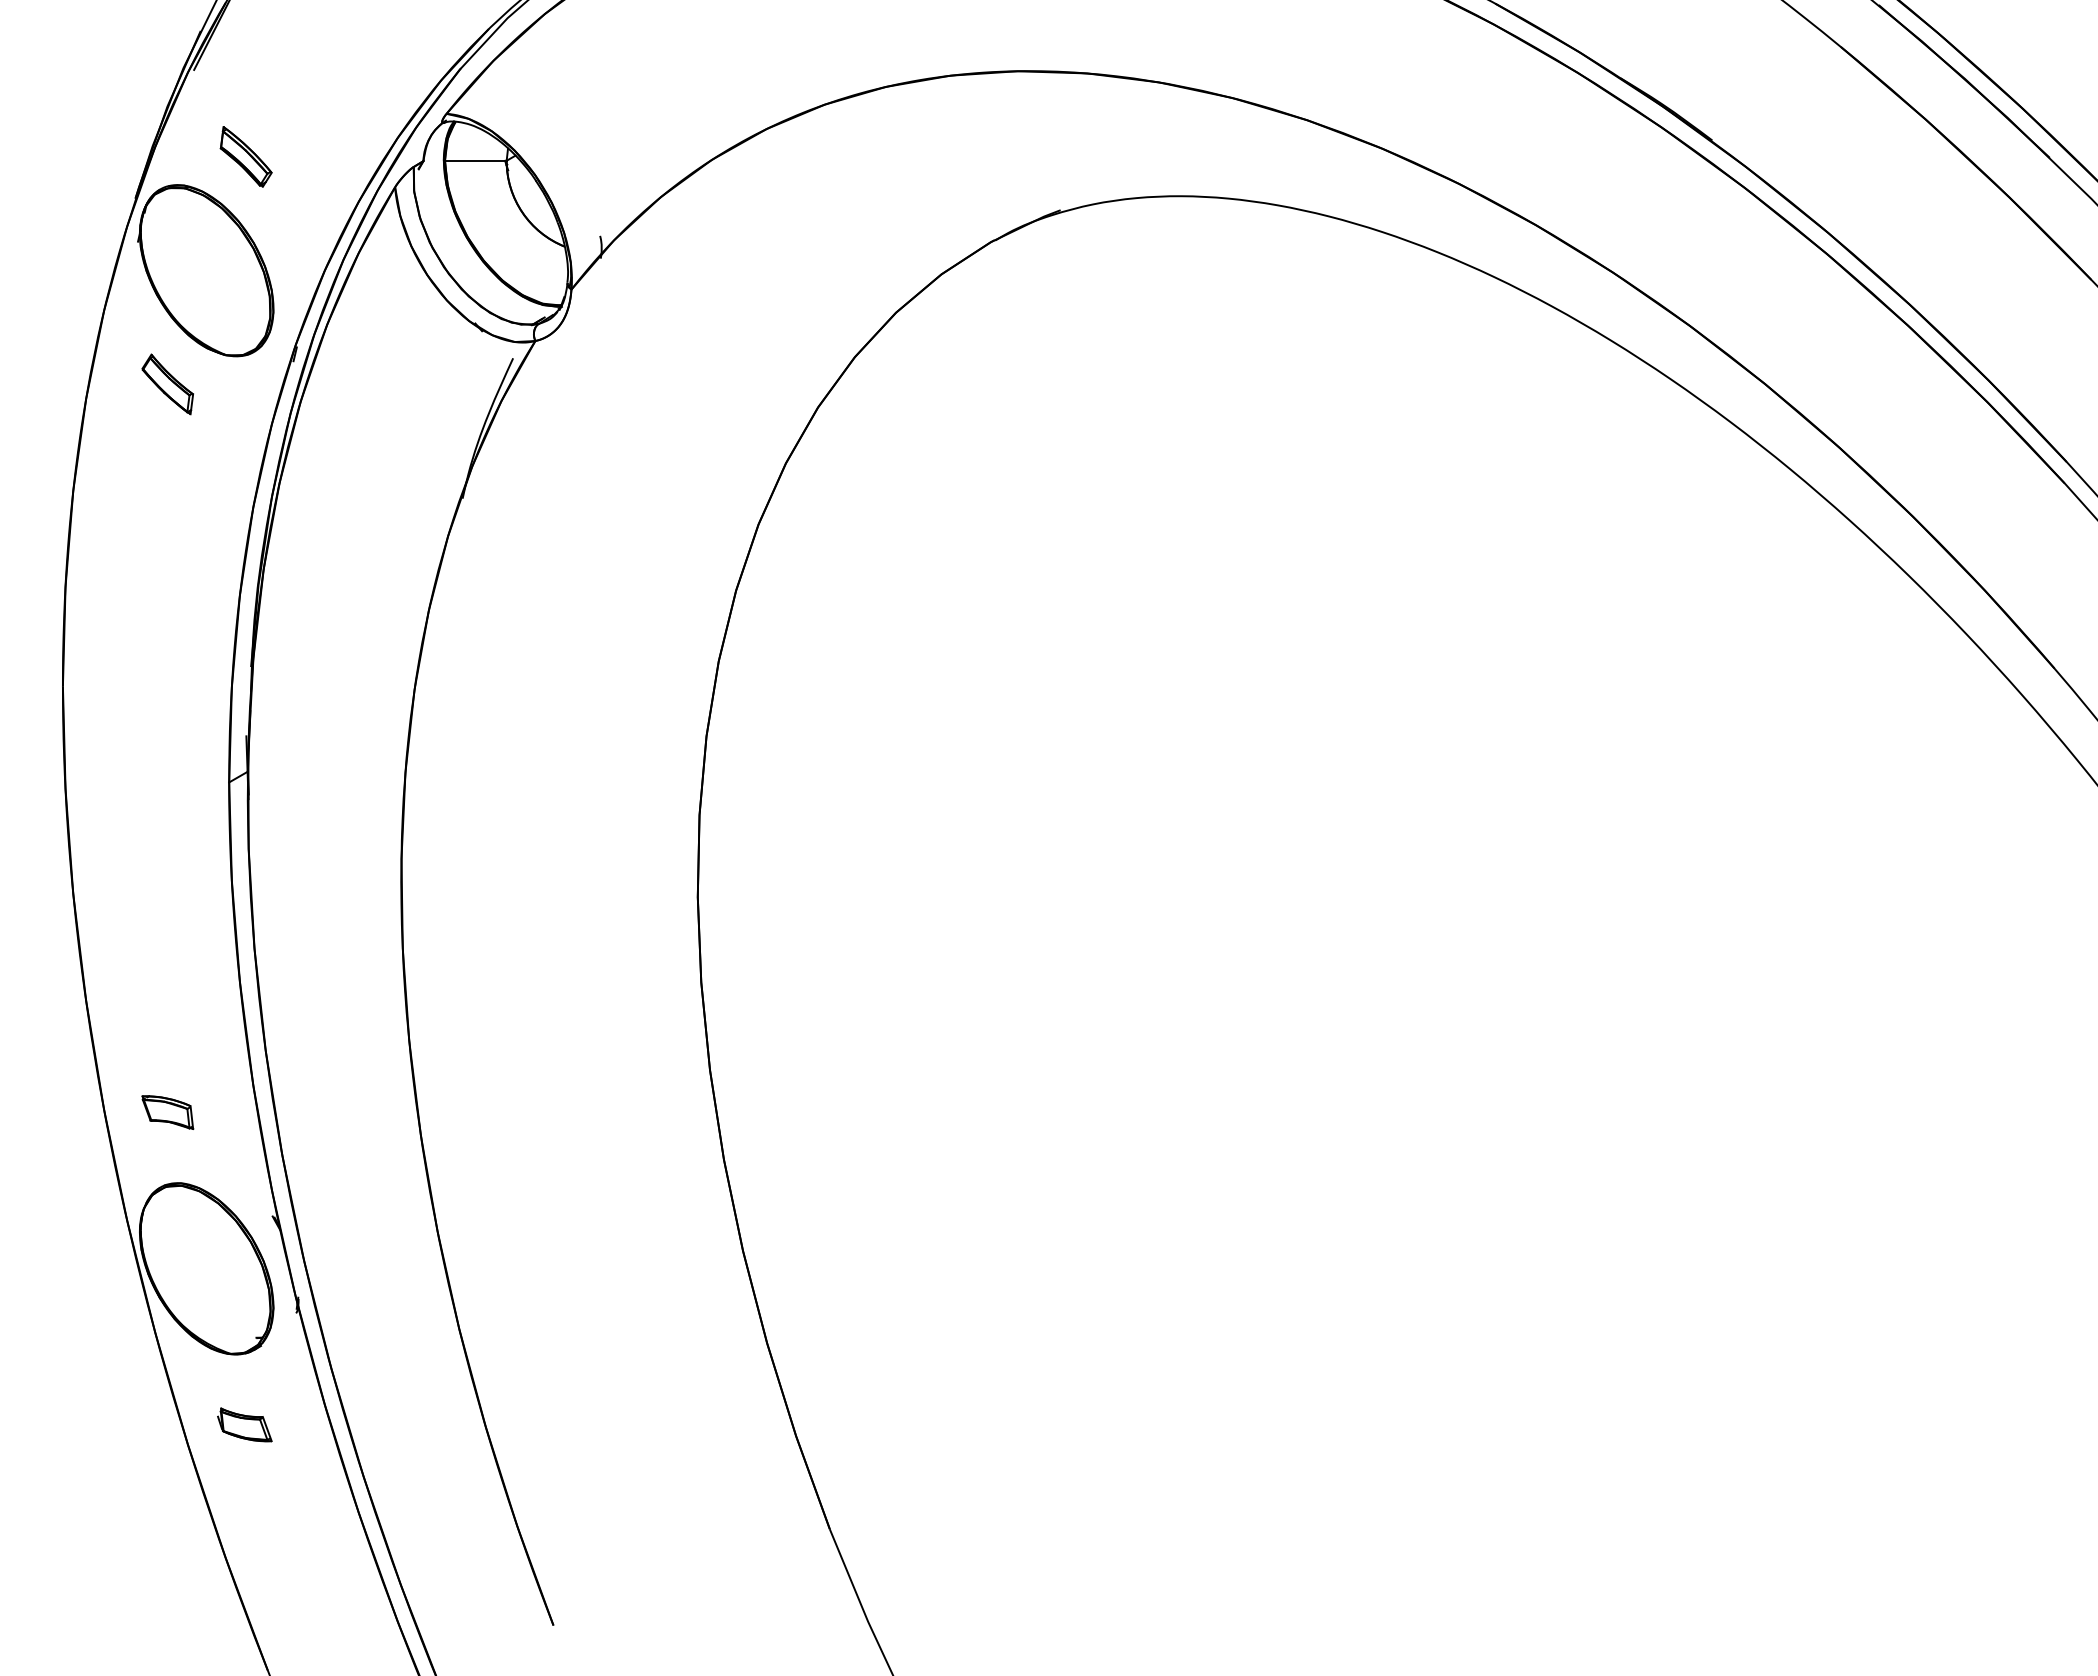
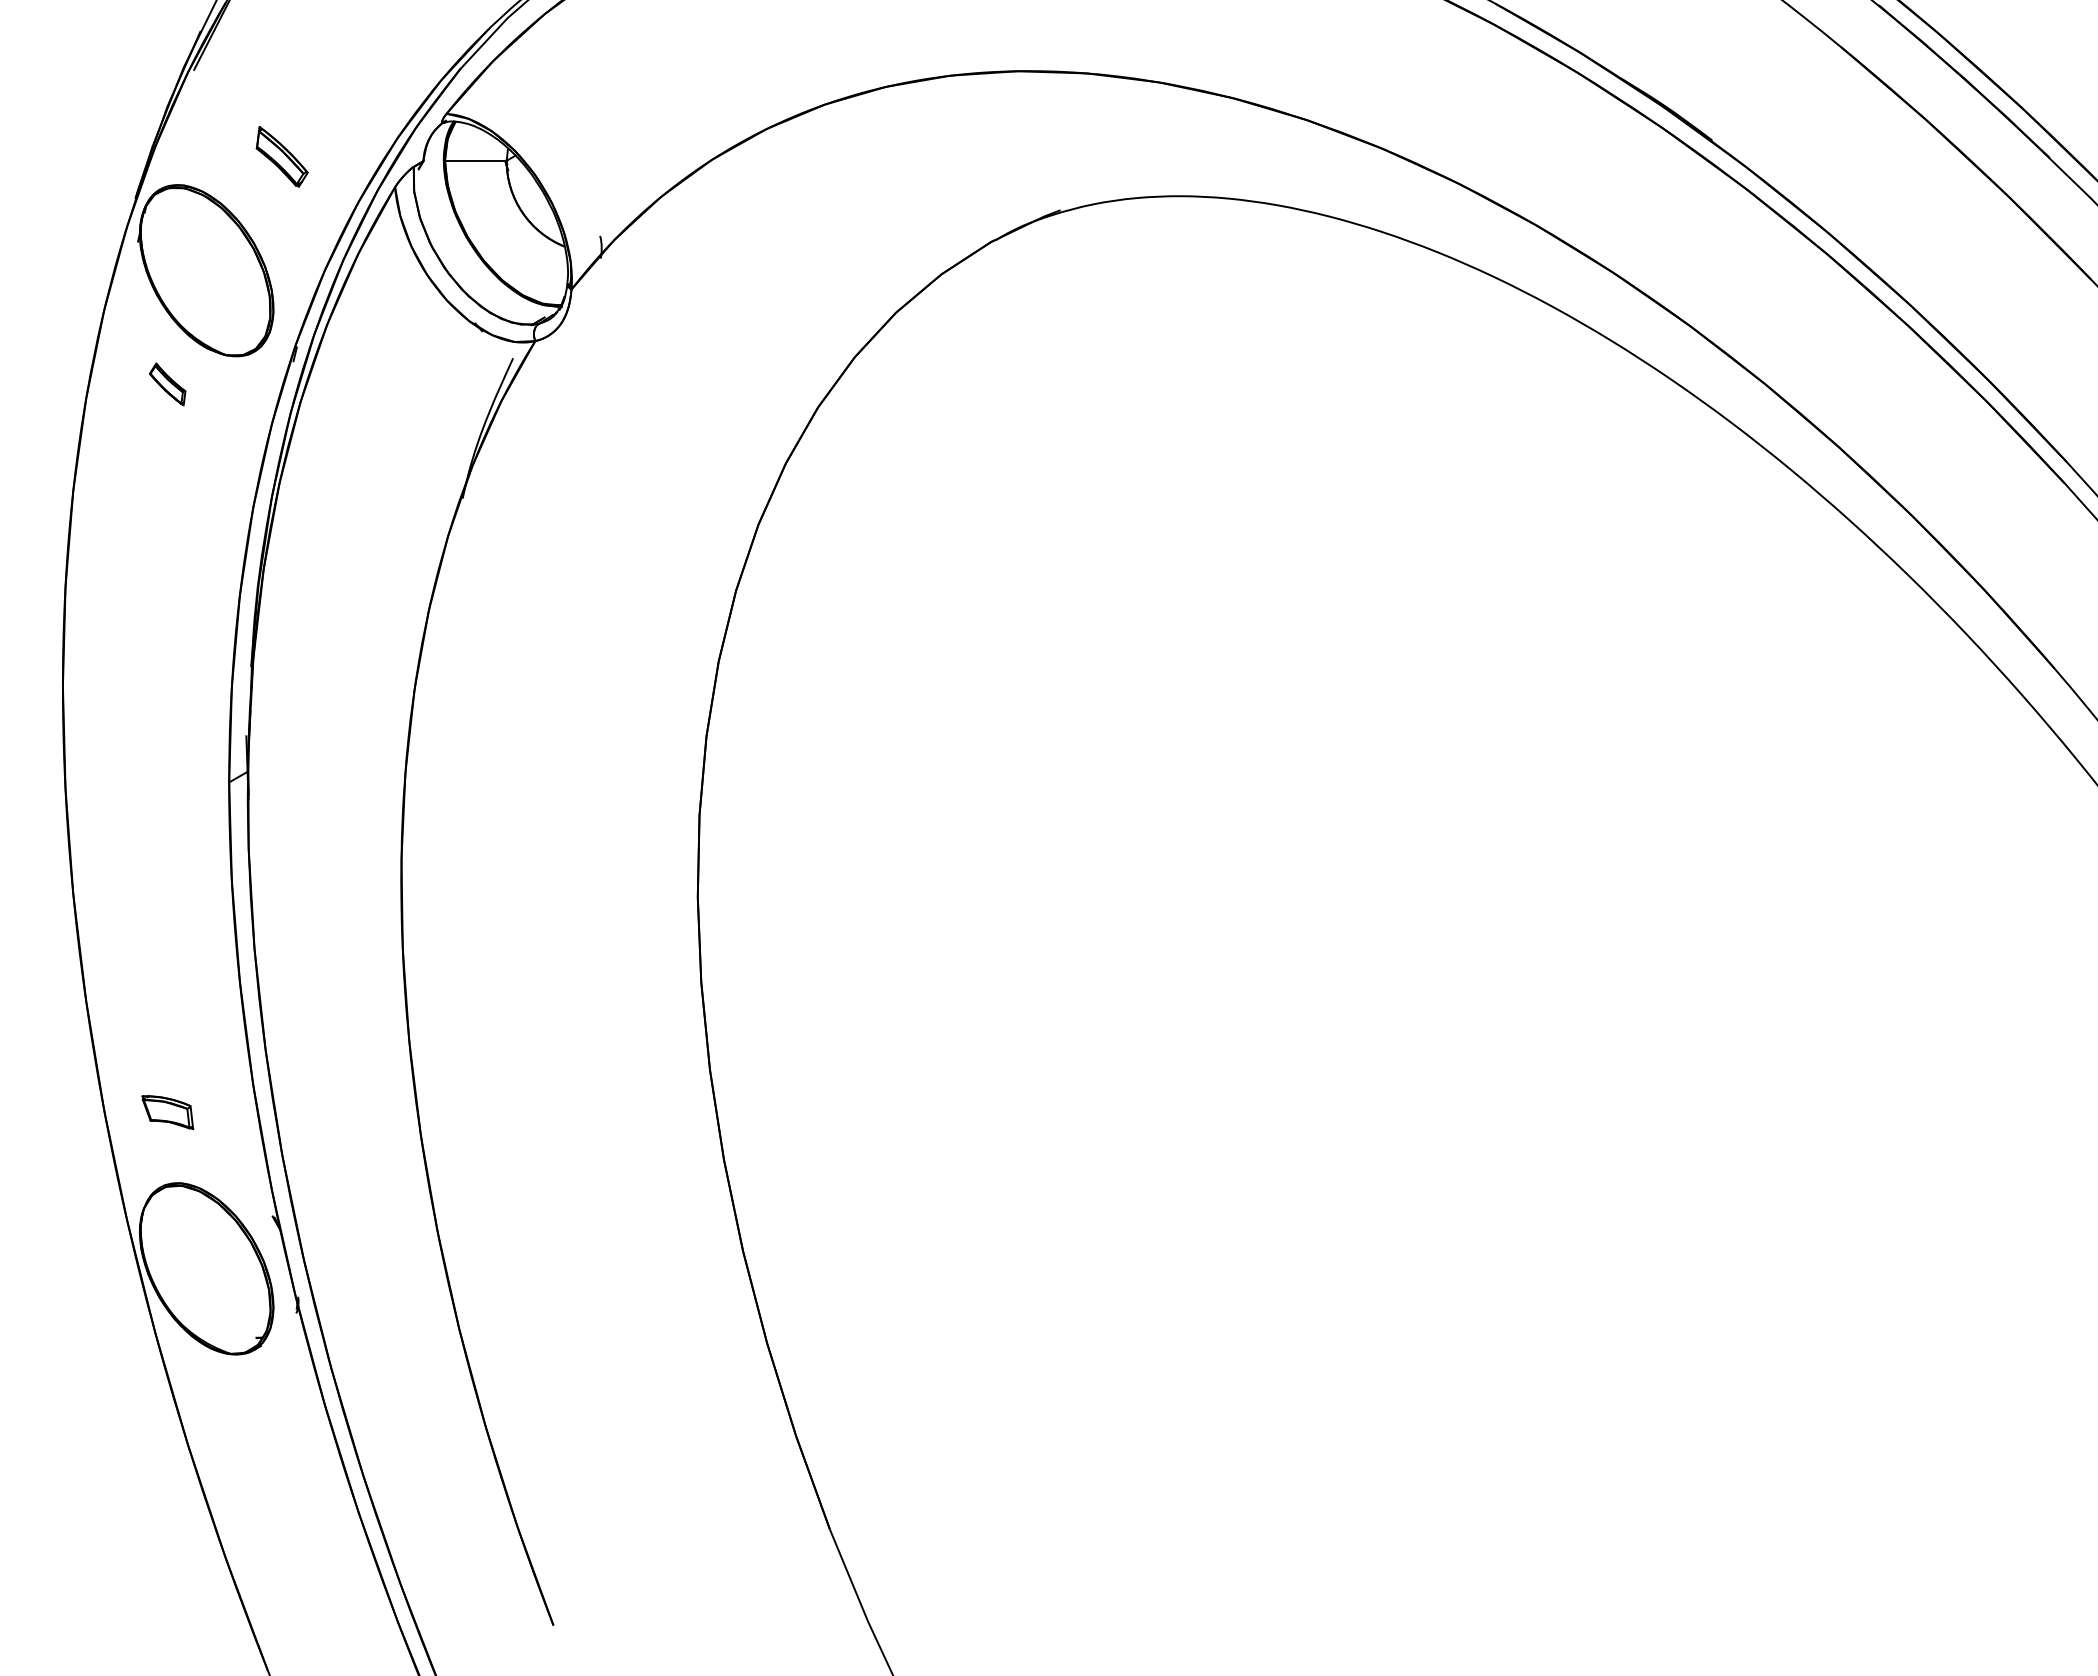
part position: (245, 156) -> (281, 156) (281, 156)
part size: 53x63 px -> 38x45 px (167, 384)
part: present -> none (244, 1424)
